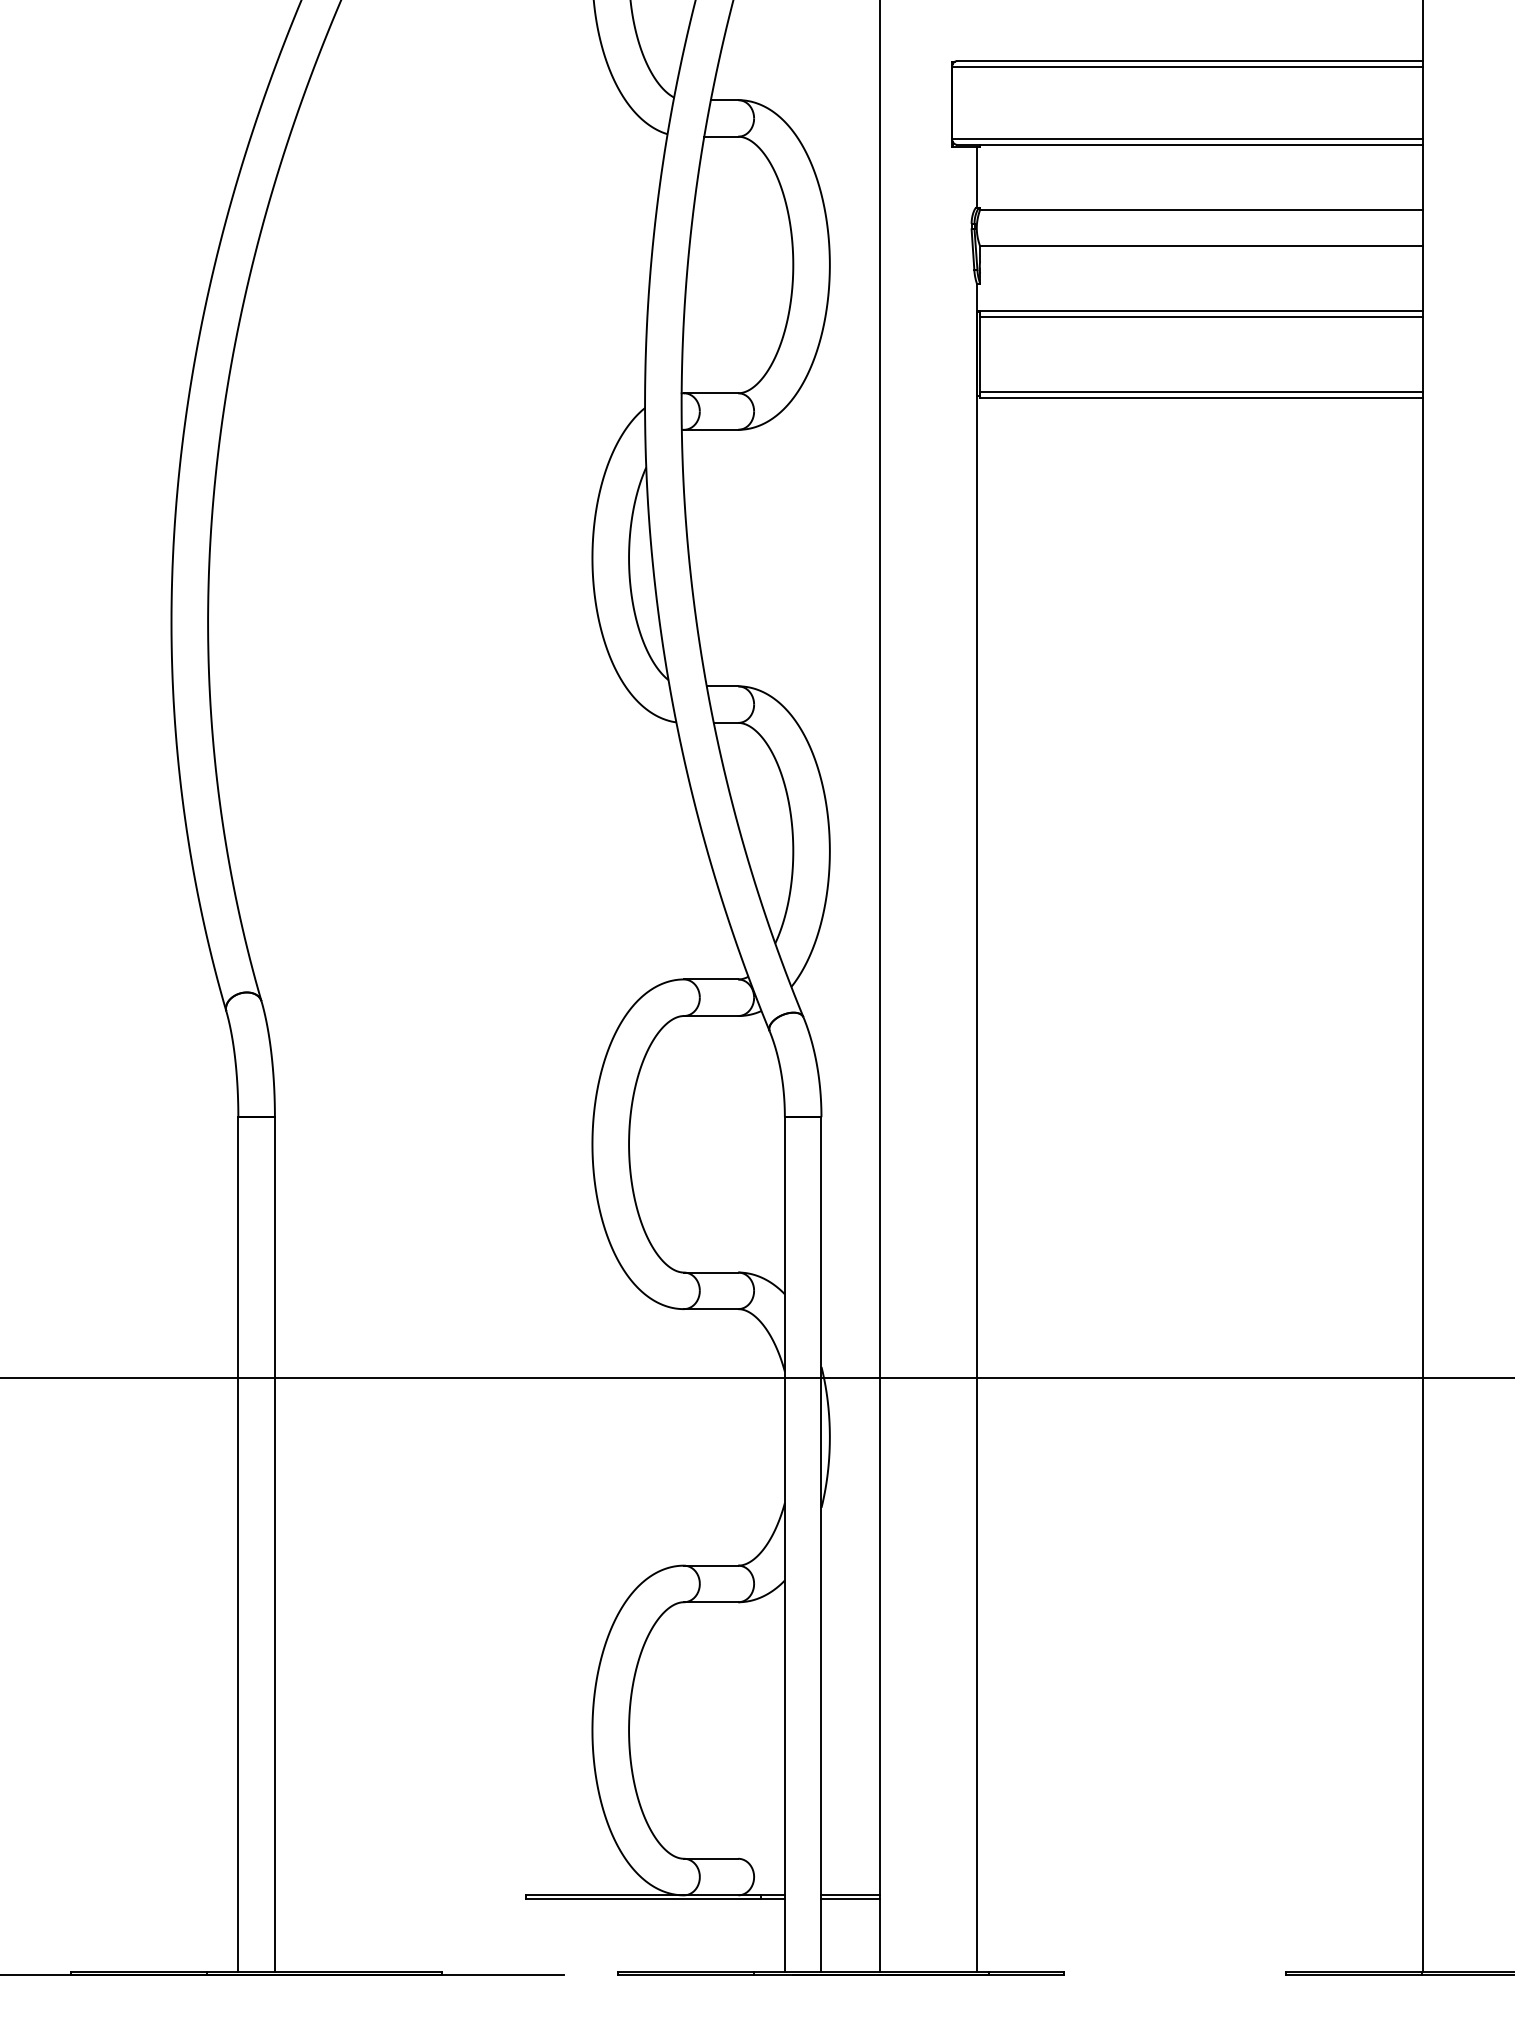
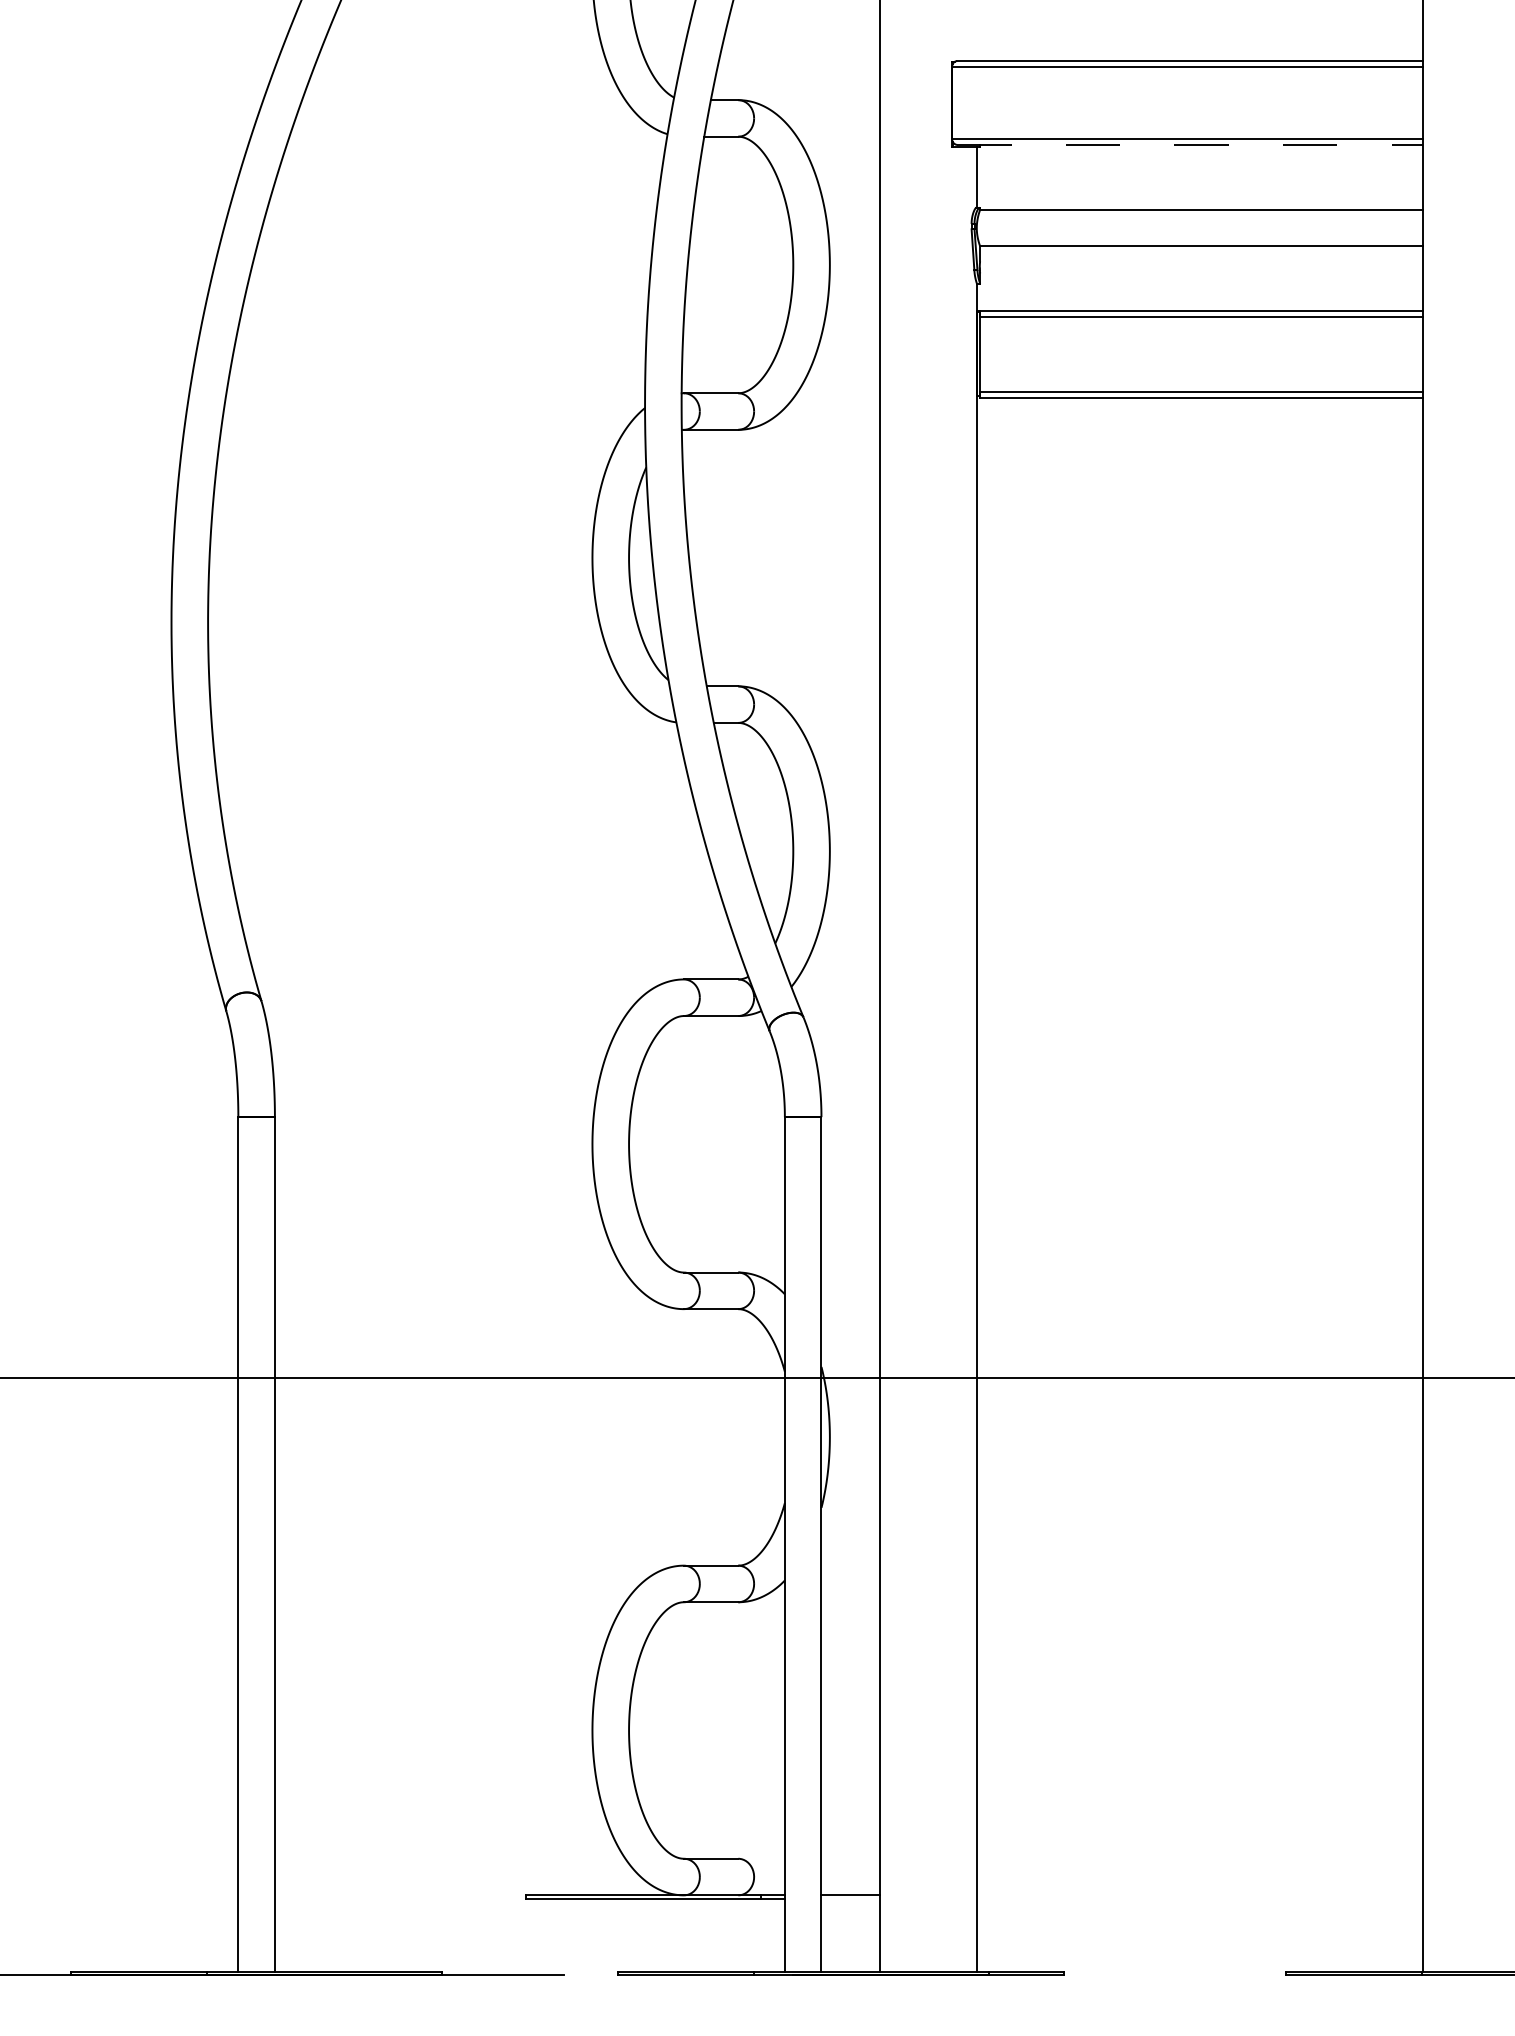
line: solid -> dashed (1190, 144)
line: present -> none (850, 1898)
